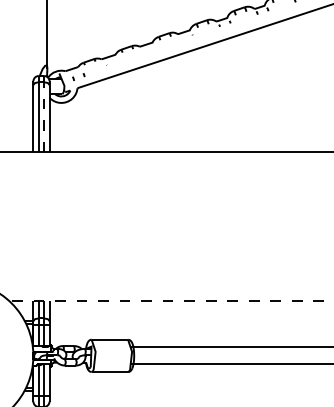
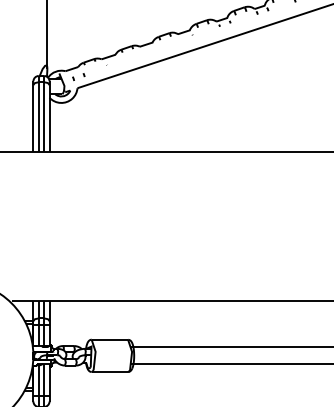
line: dashed -> solid (44, 116)
line: dashed -> solid (173, 300)
